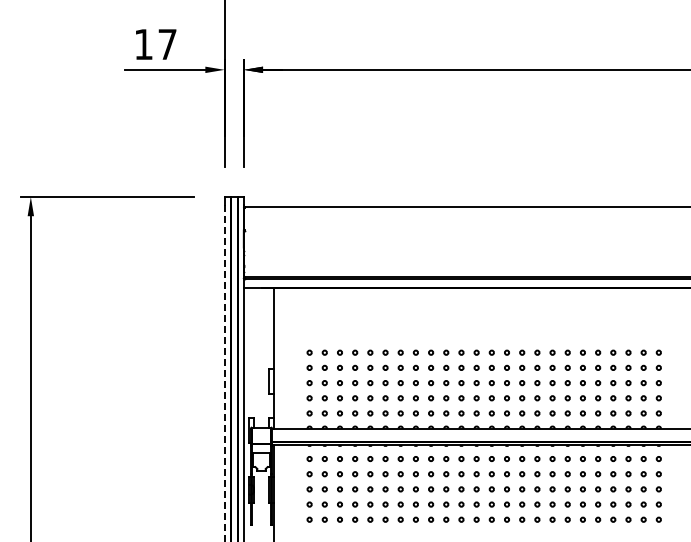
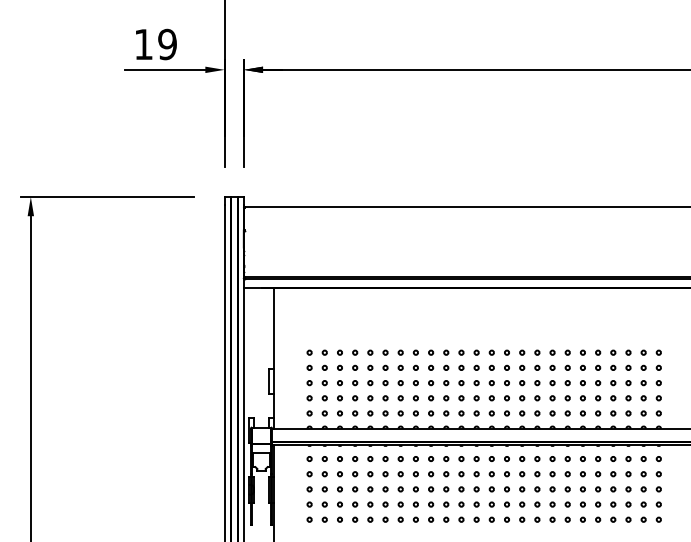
text: 17 -> 19 (167, 44)
line: dashed -> solid (224, 374)
